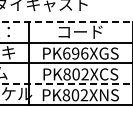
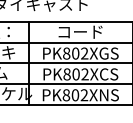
line: dashed -> solid (67, 21)
text: PK696XGS -> PK802XGS (75, 53)
line: dashed -> solid (67, 84)
